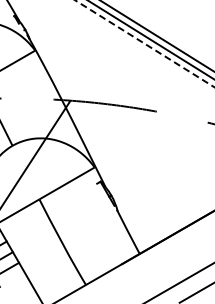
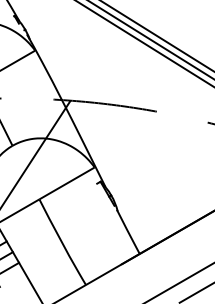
line: dashed -> solid (145, 44)
